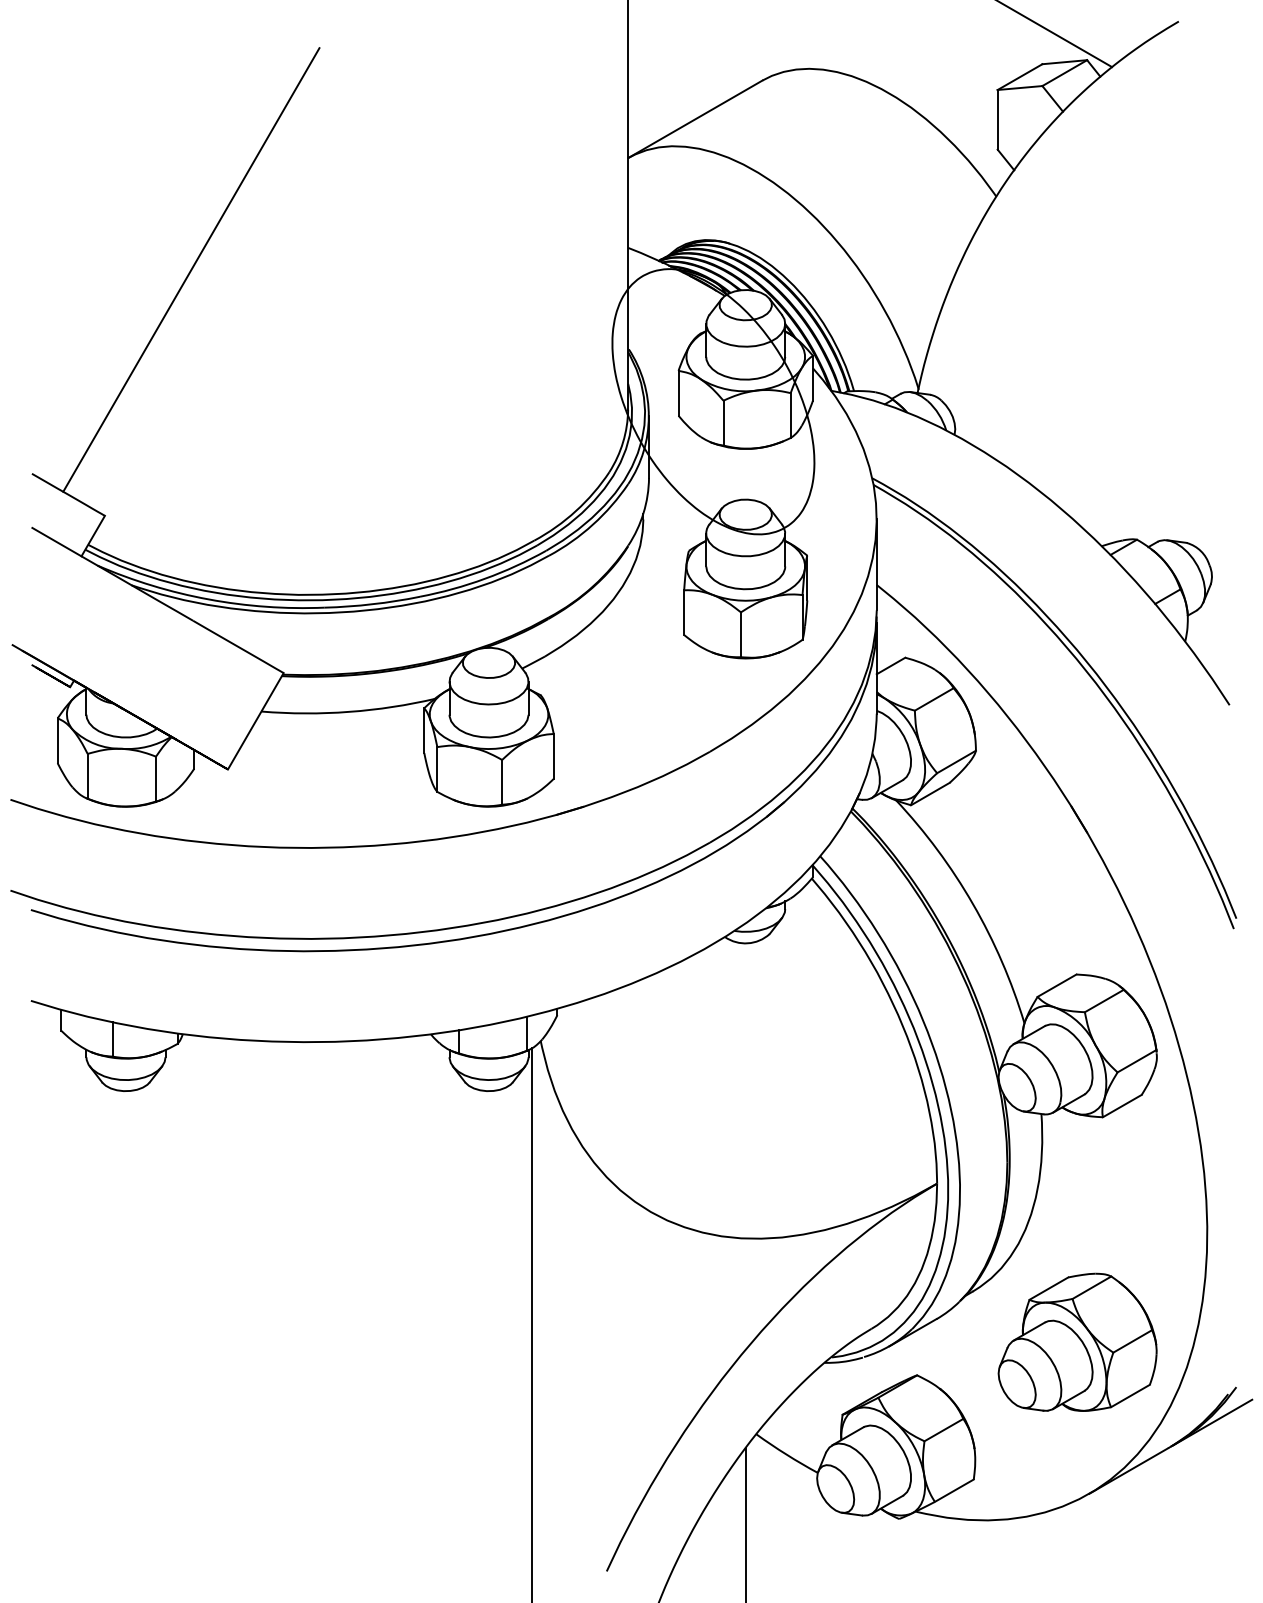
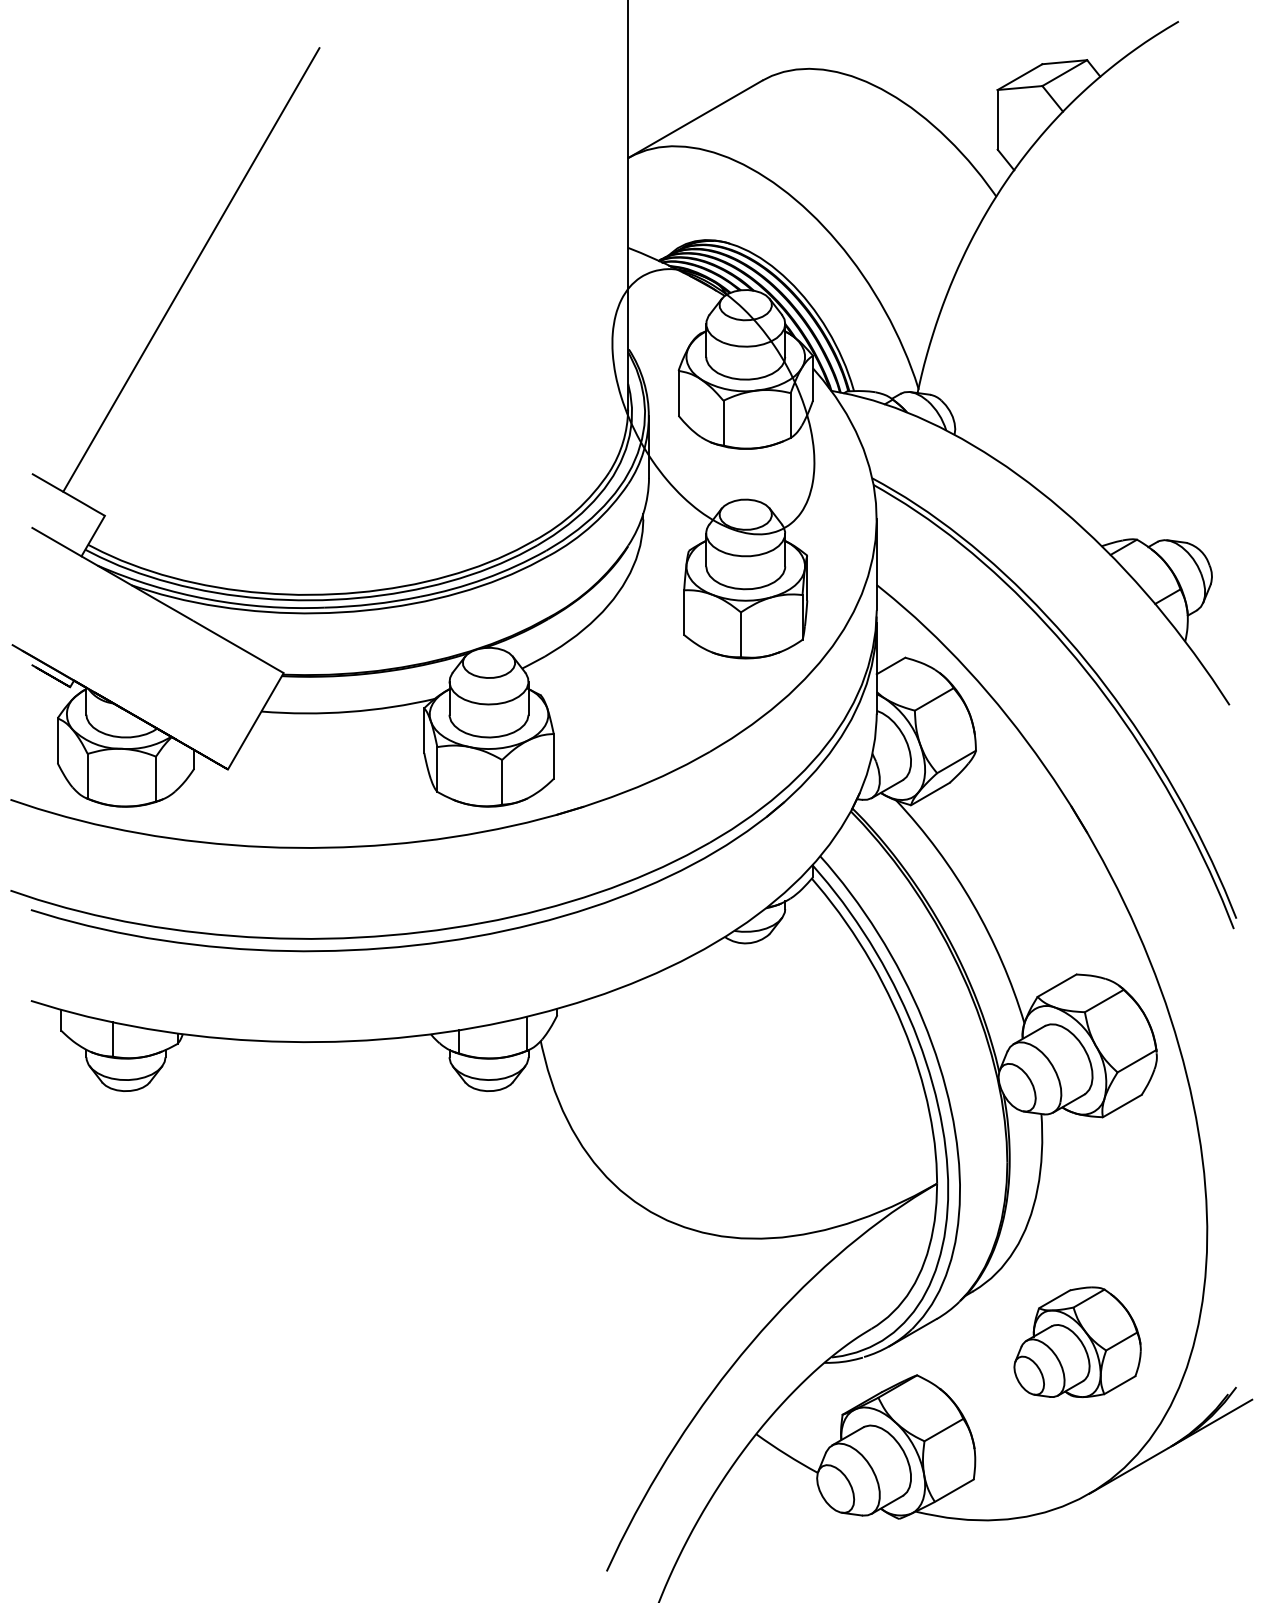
line: present -> none (1055, 34)
line: present -> none (531, 1323)
part size: 161x140 px -> 129x113 px (1077, 1342)
line: present -> none (745, 1523)
